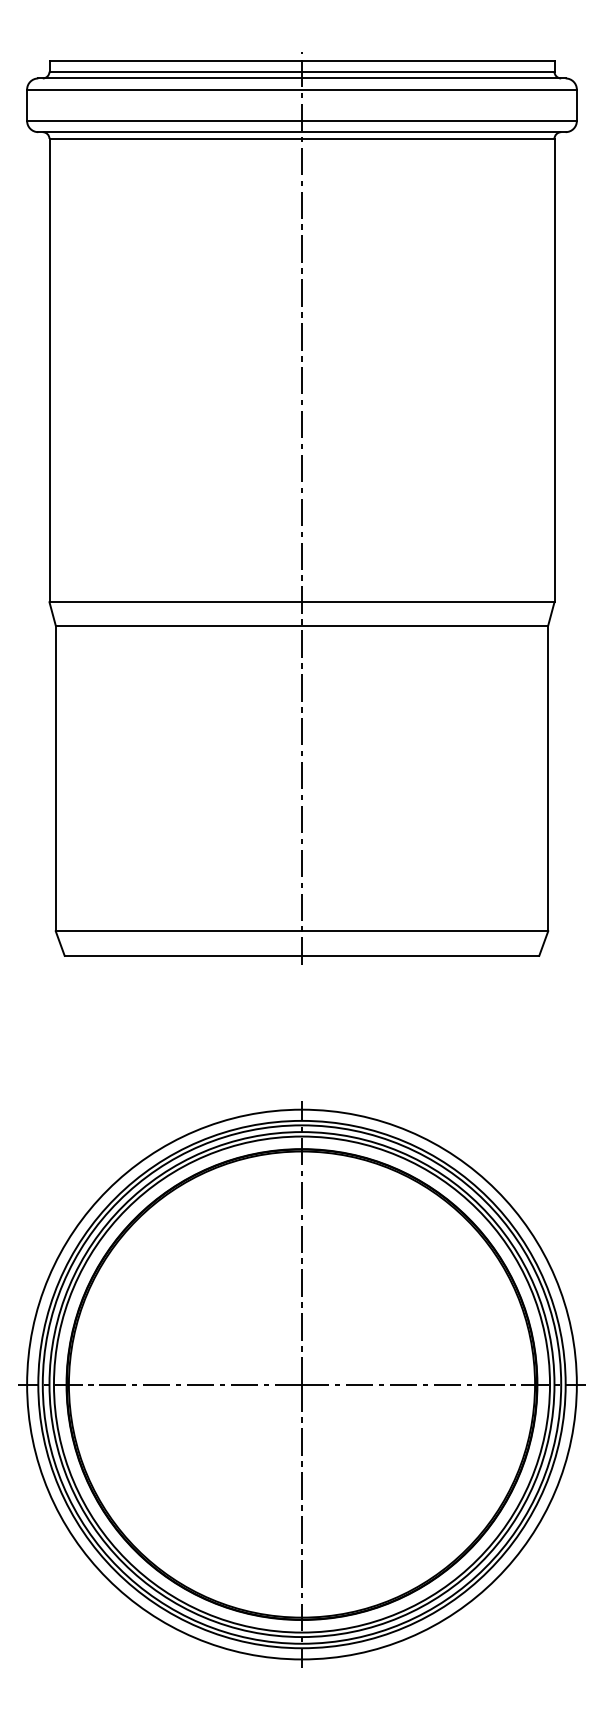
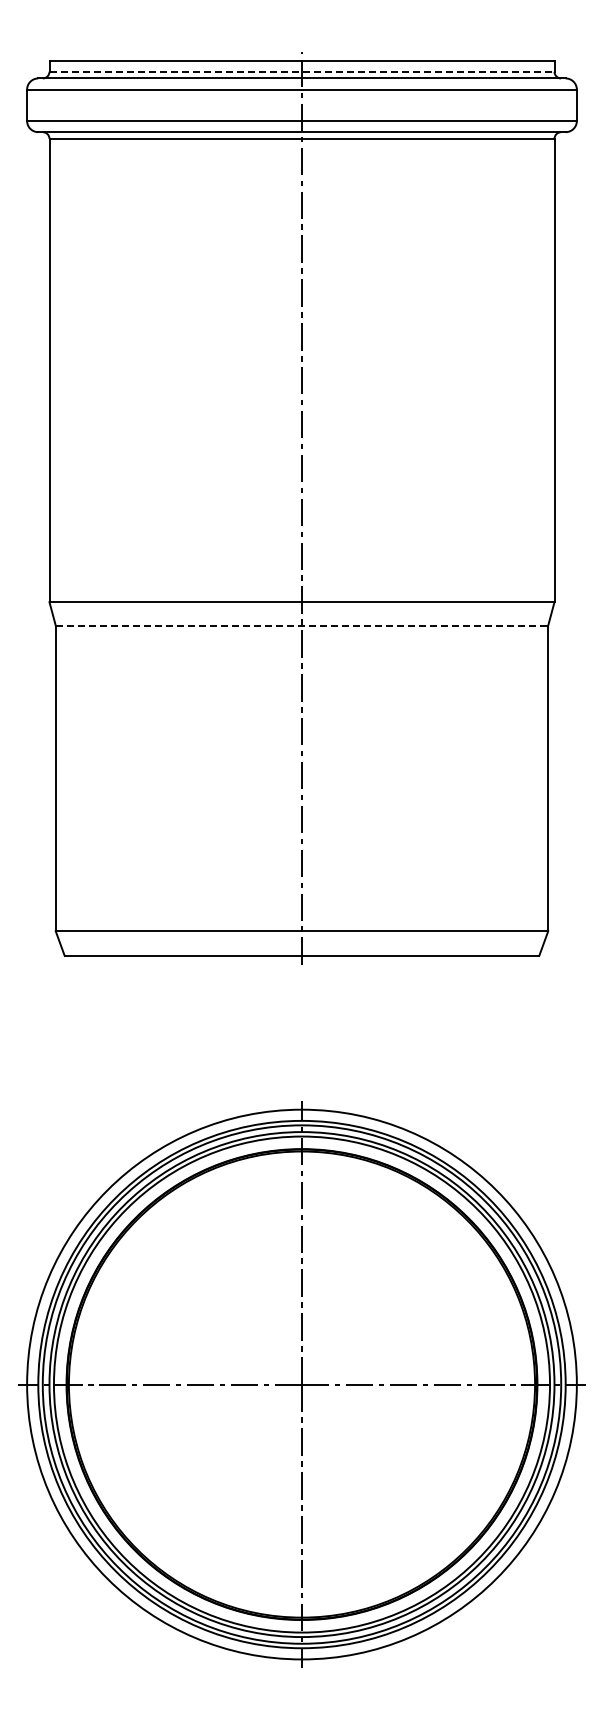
line: solid -> dashed (302, 71)
line: solid -> dashed (302, 625)
